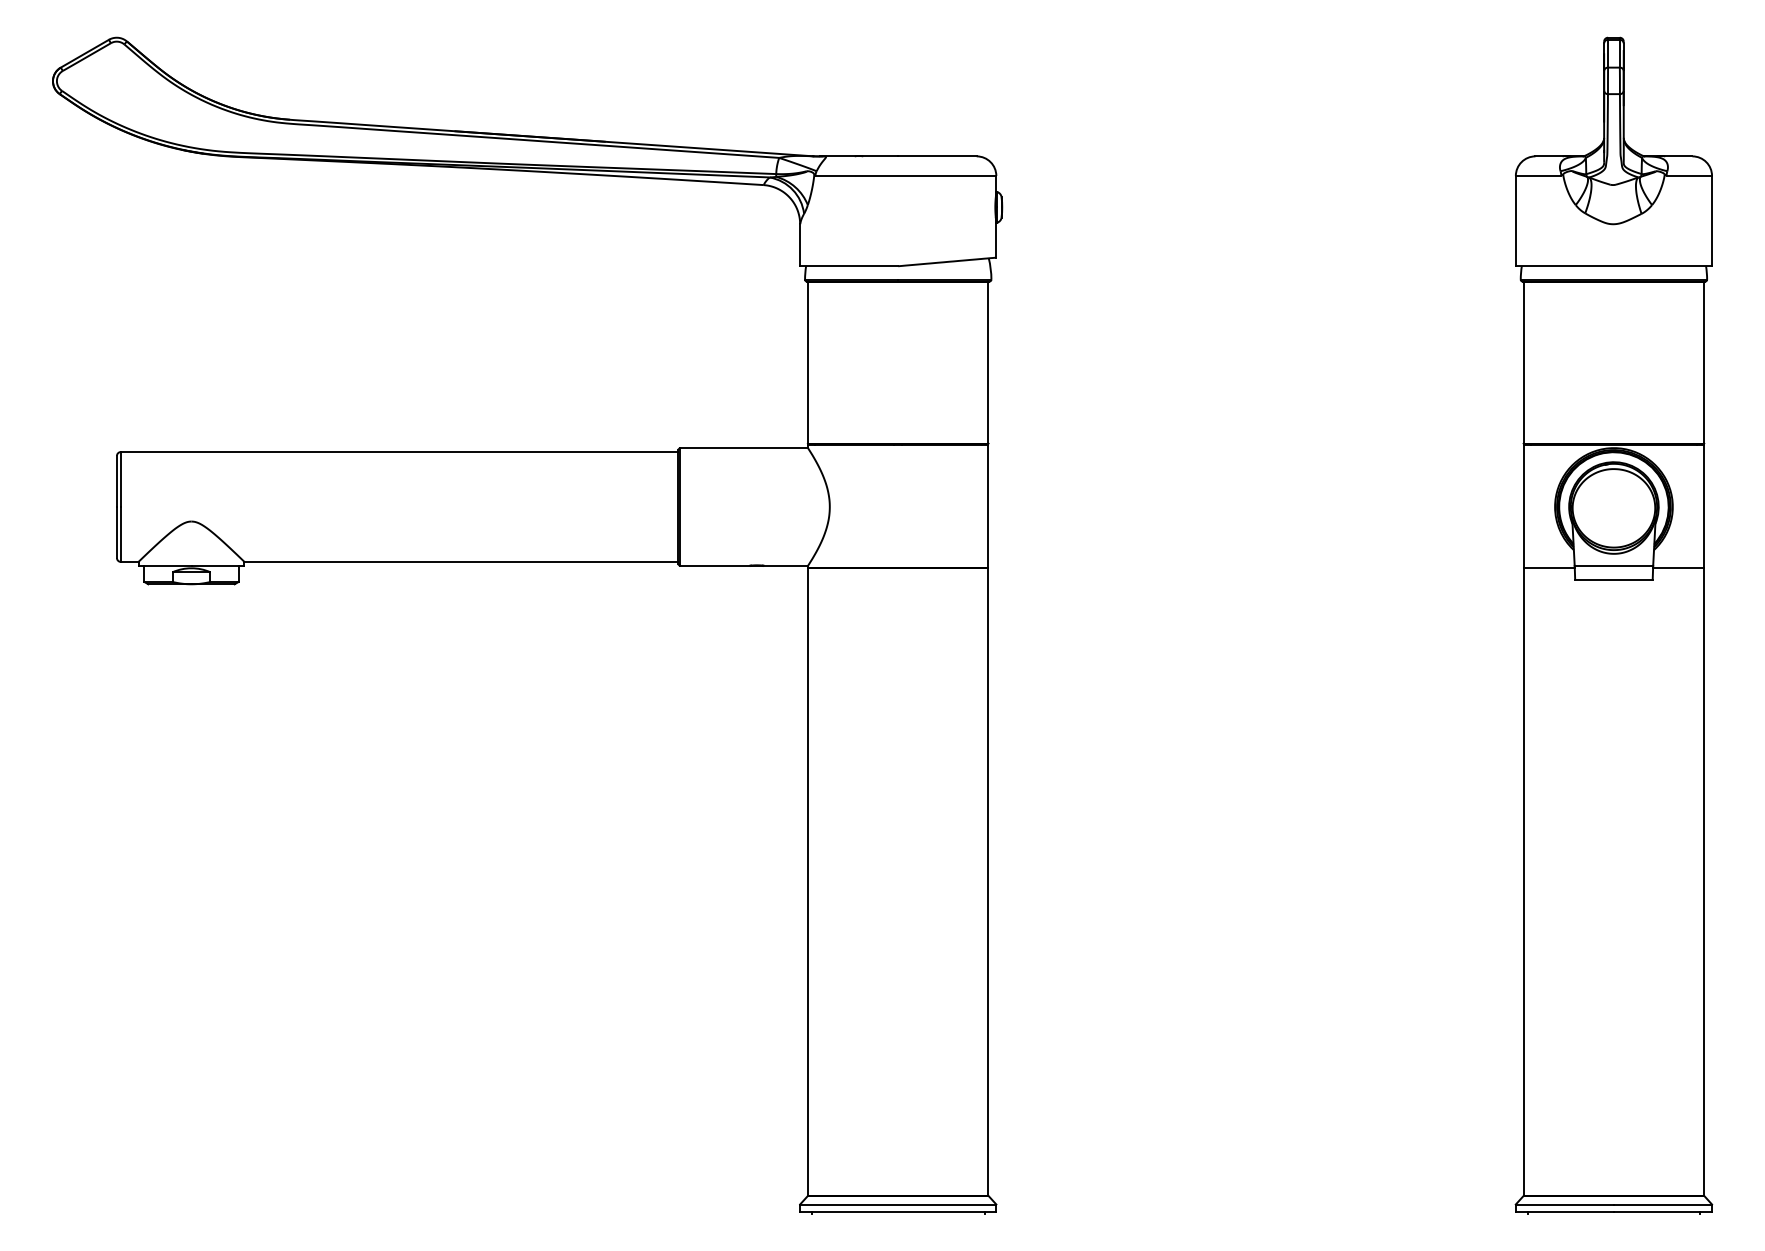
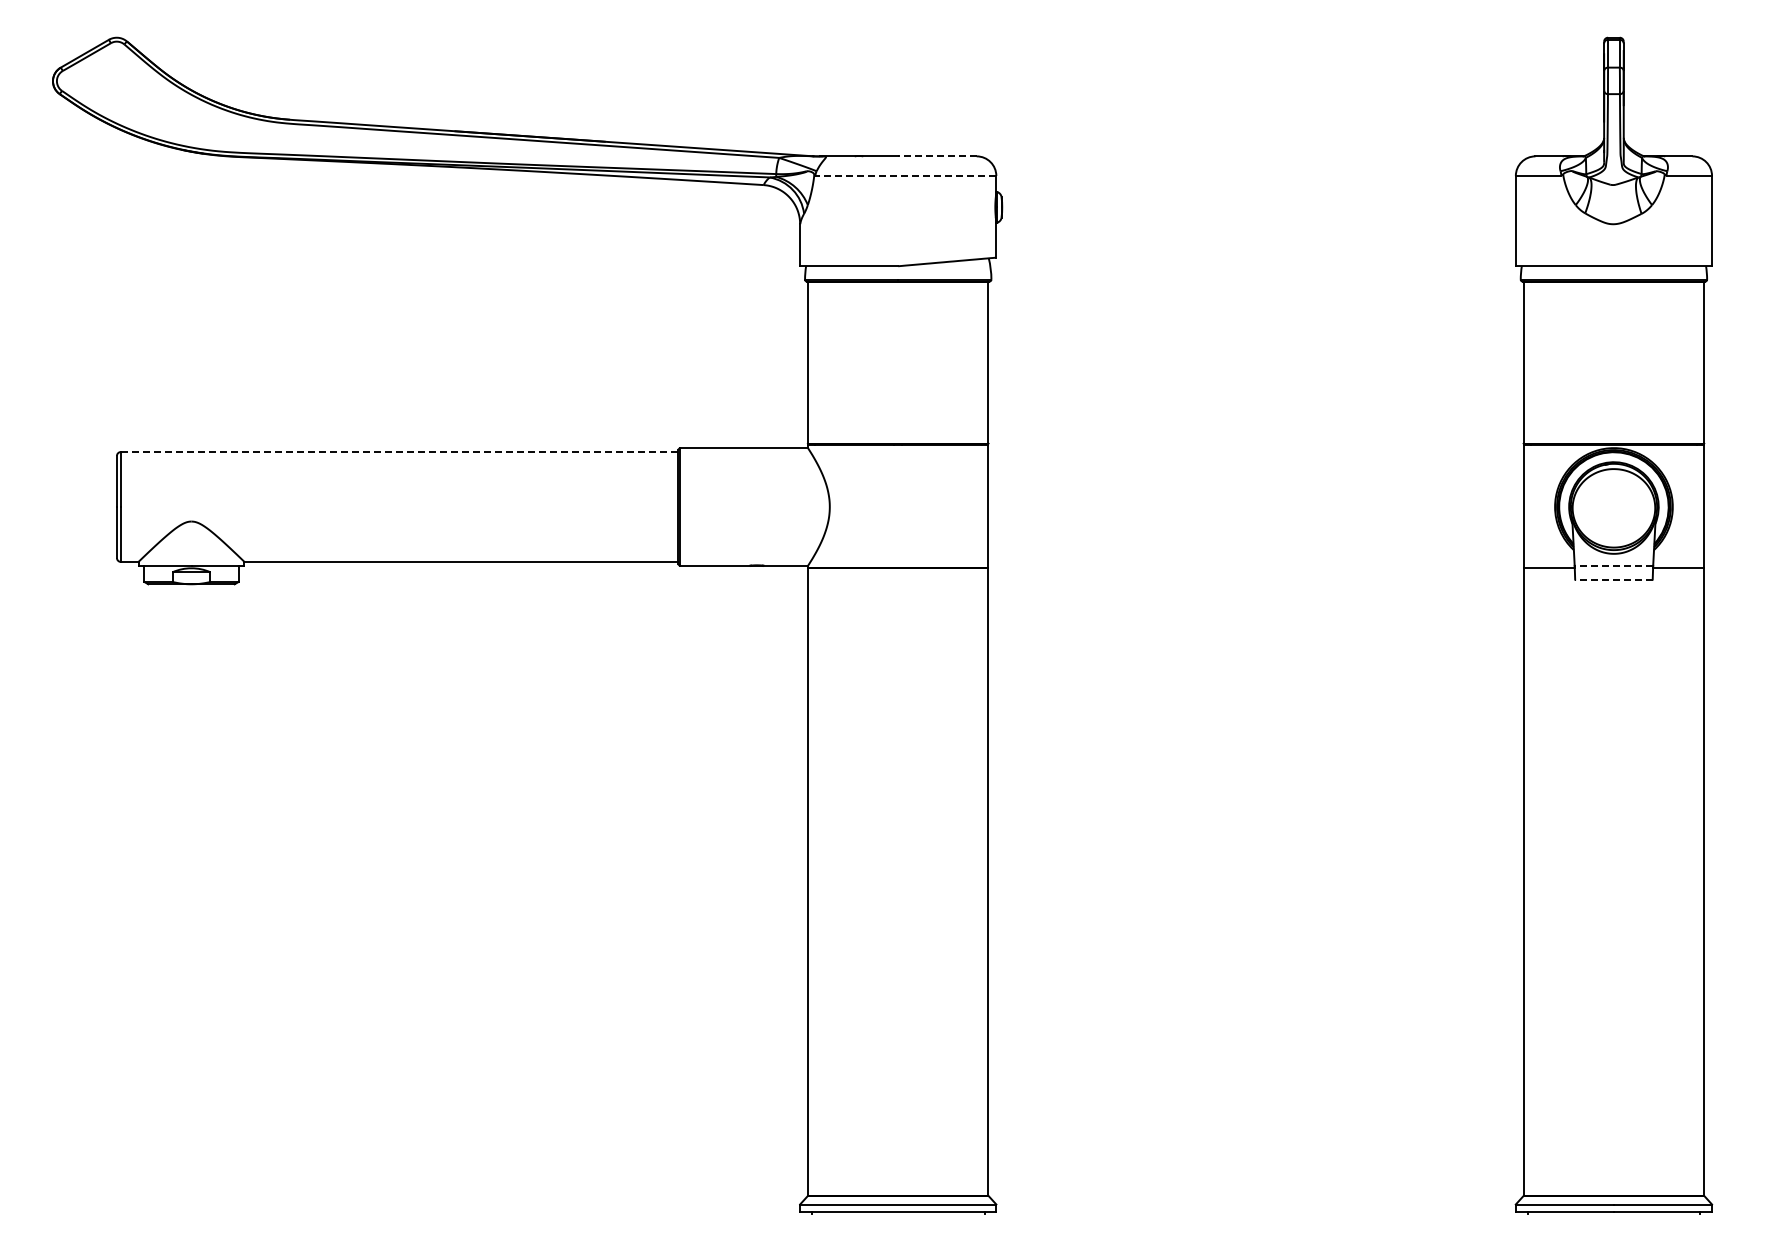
line: solid -> dashed (936, 156)
line: solid -> dashed (905, 176)
line: solid -> dashed (399, 452)
line: solid -> dashed (1613, 565)
line: solid -> dashed (1613, 579)
